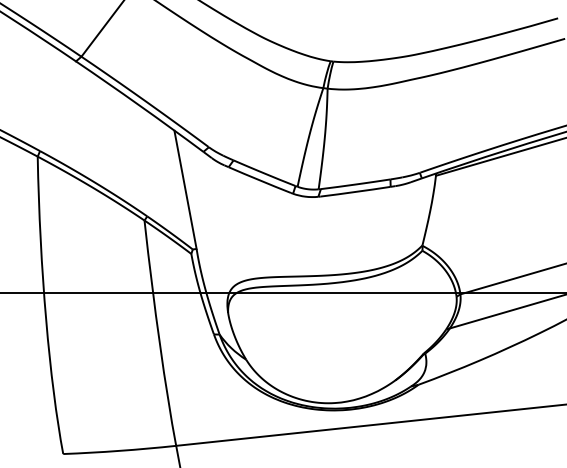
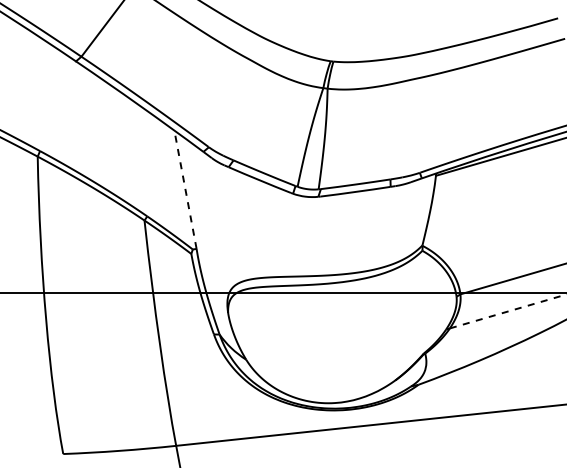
line: solid -> dashed (185, 189)
line: solid -> dashed (508, 311)
